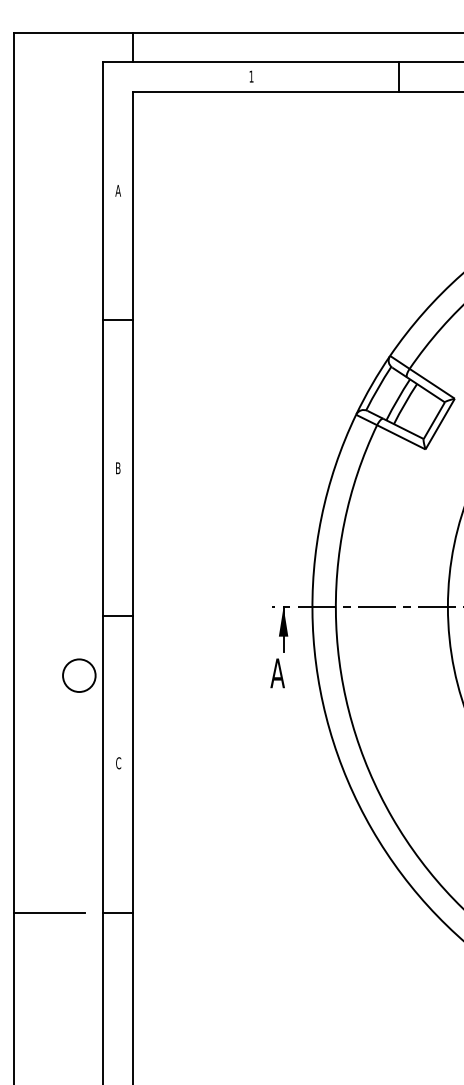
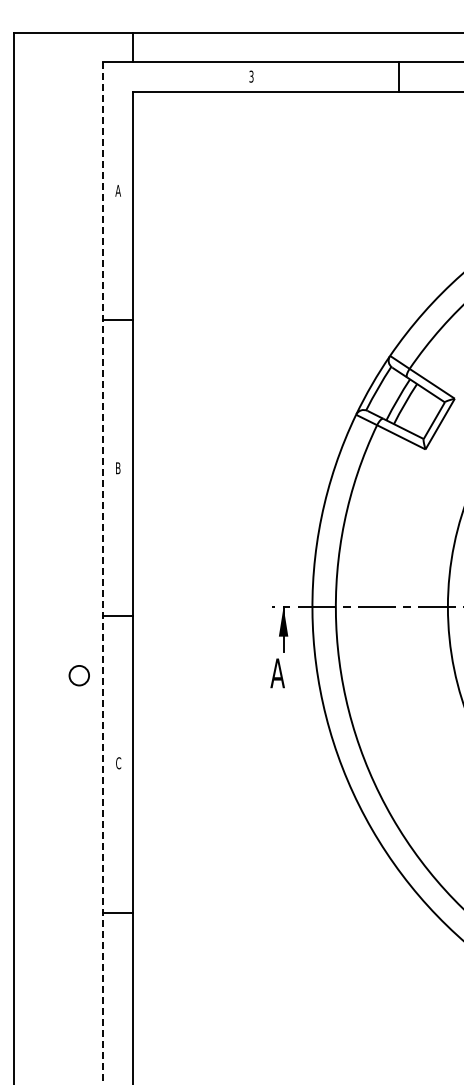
text: 1 -> 3 (251, 76)
line: solid -> dashed (103, 573)
circle diameter: 33 px -> 20 px (79, 675)
line: present -> none (49, 912)
